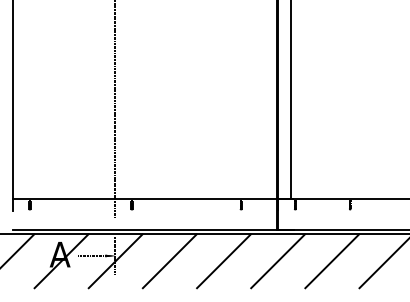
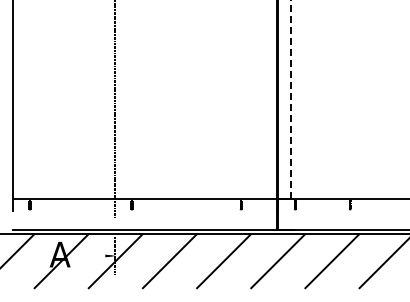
line: solid -> dashed (290, 99)
line: present -> none (90, 255)
